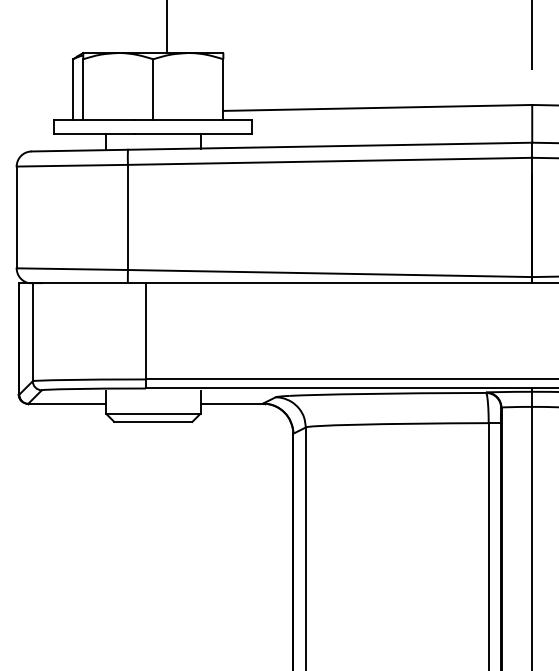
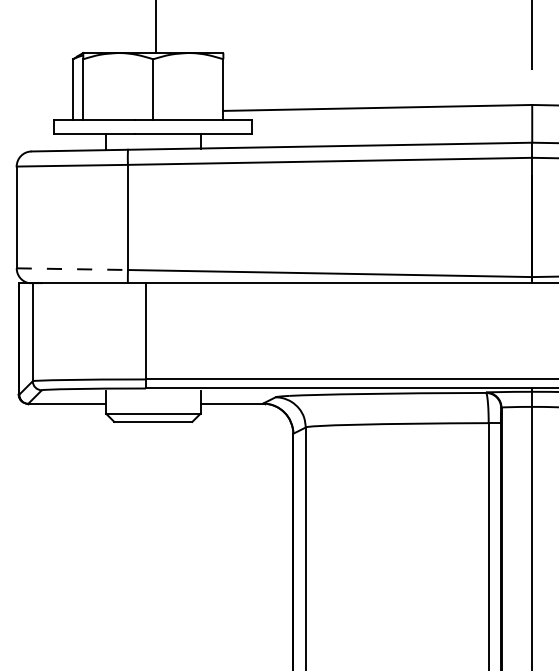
line position: (166, 27) -> (155, 27) (155, 27)
line: solid -> dashed (72, 269)
